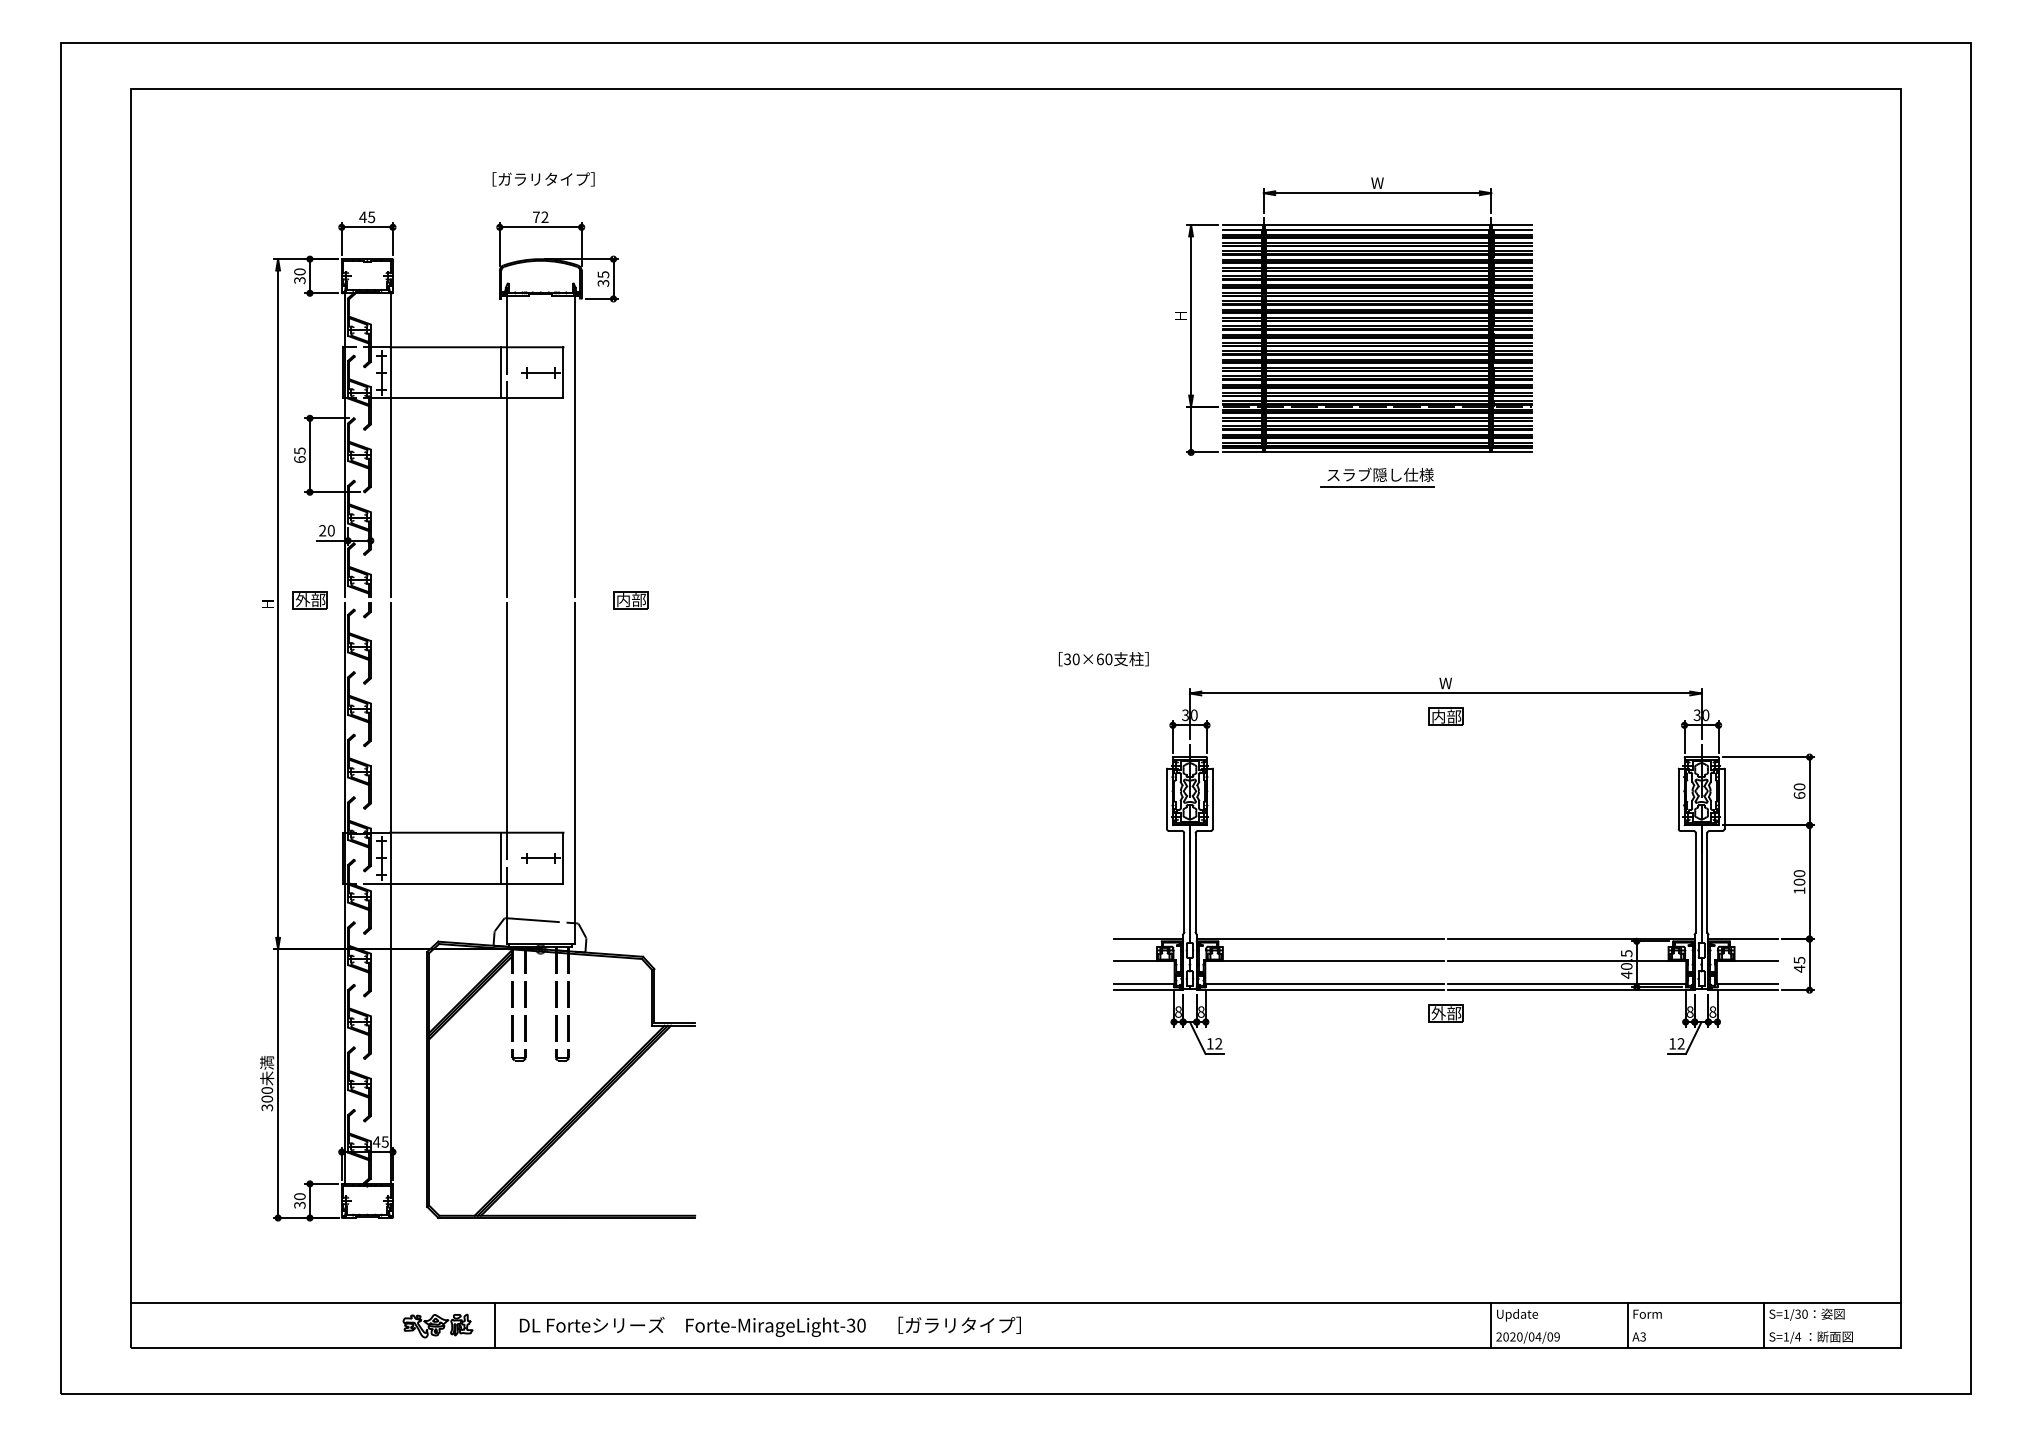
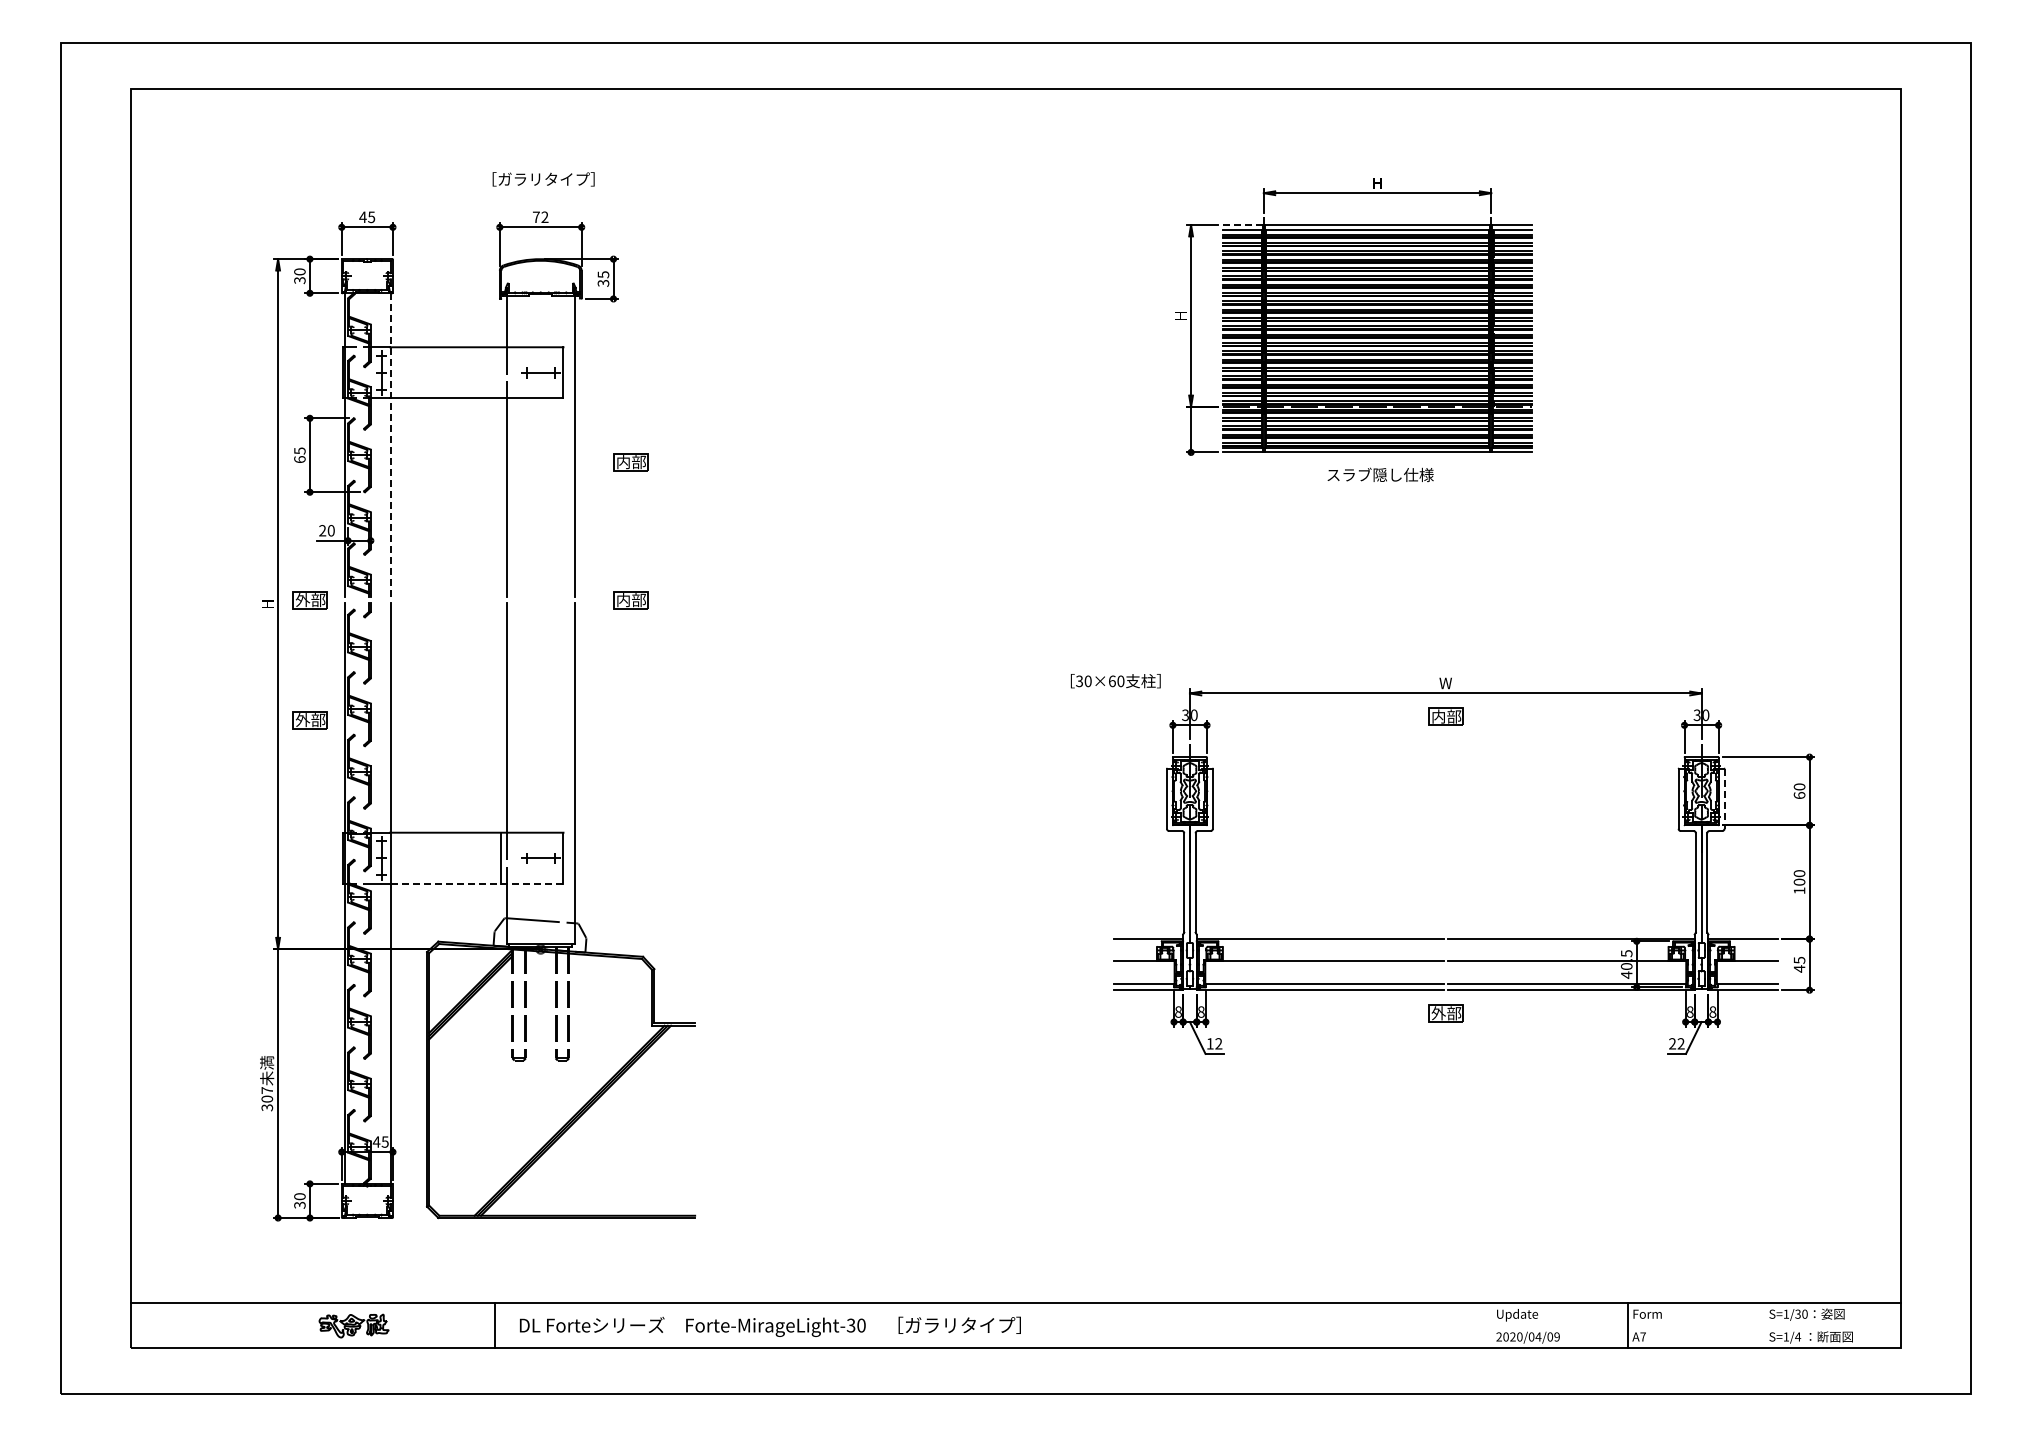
text: W -> H (1377, 182)
line: solid -> dashed (1243, 225)
line: present -> none (500, 372)
line: solid -> dashed (390, 444)
part: none -> present (630, 462)
line: present -> none (1377, 486)
text position: (1103, 659) -> (1115, 681) (1115, 681)
part: none -> present (309, 720)
line: solid -> dashed (1724, 798)
line: solid -> dashed (476, 883)
text: 12 -> 22 (1672, 1043)
text: 300 -> 307 (267, 1090)
part position: (437, 1325) -> (353, 1325) (353, 1325)
line: present -> none (1491, 1325)
line: present -> none (1764, 1325)
text: A3 -> A7 (1642, 1336)
